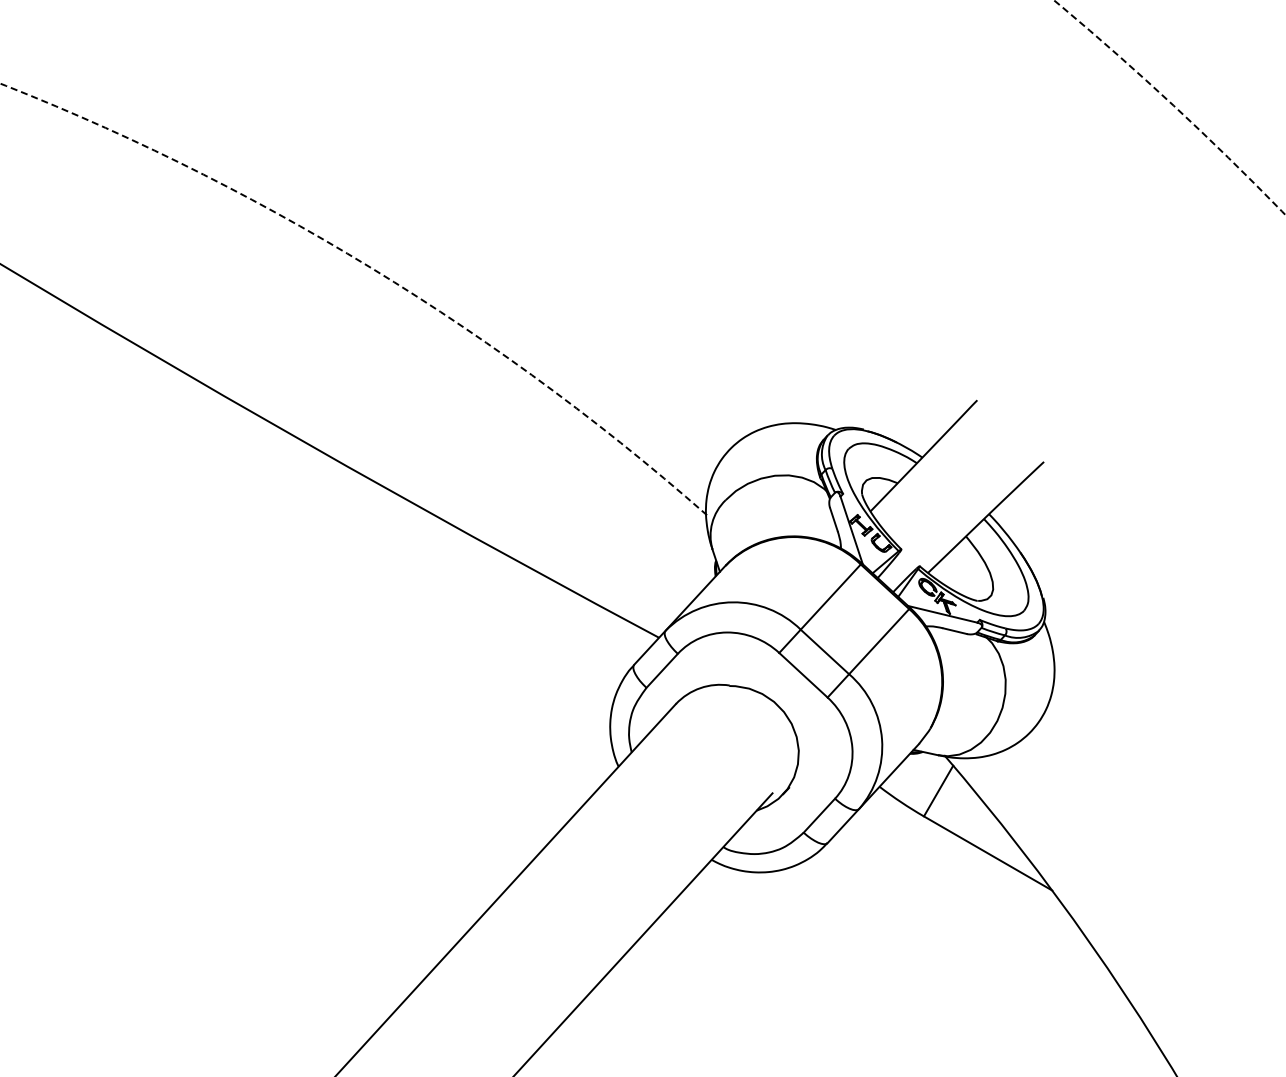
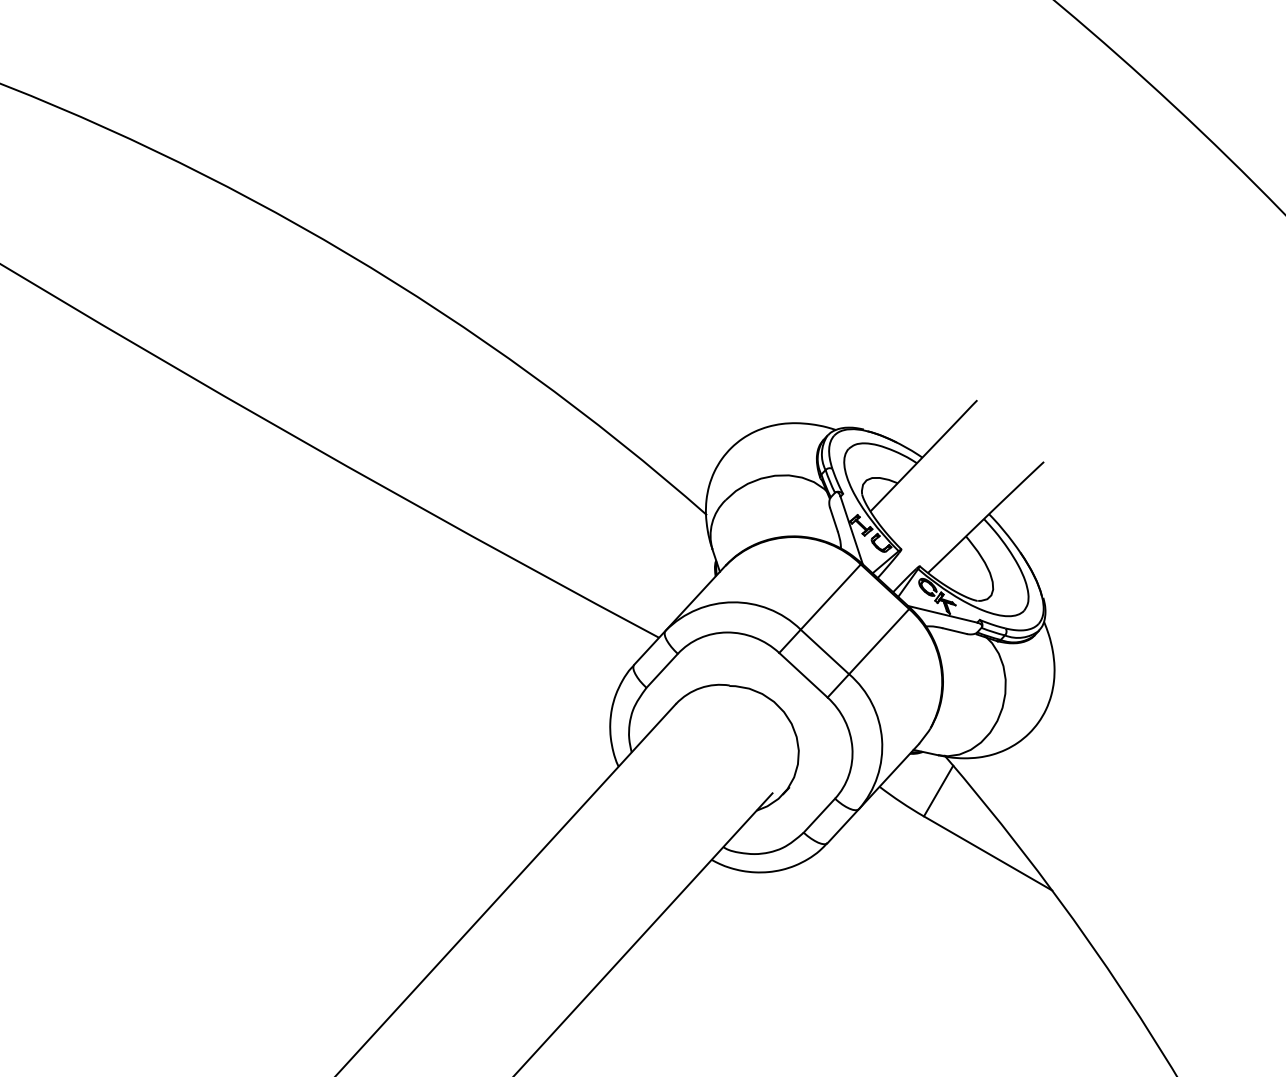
arc: dashed -> solid (1172, 104)
arc: dashed -> solid (370, 267)
